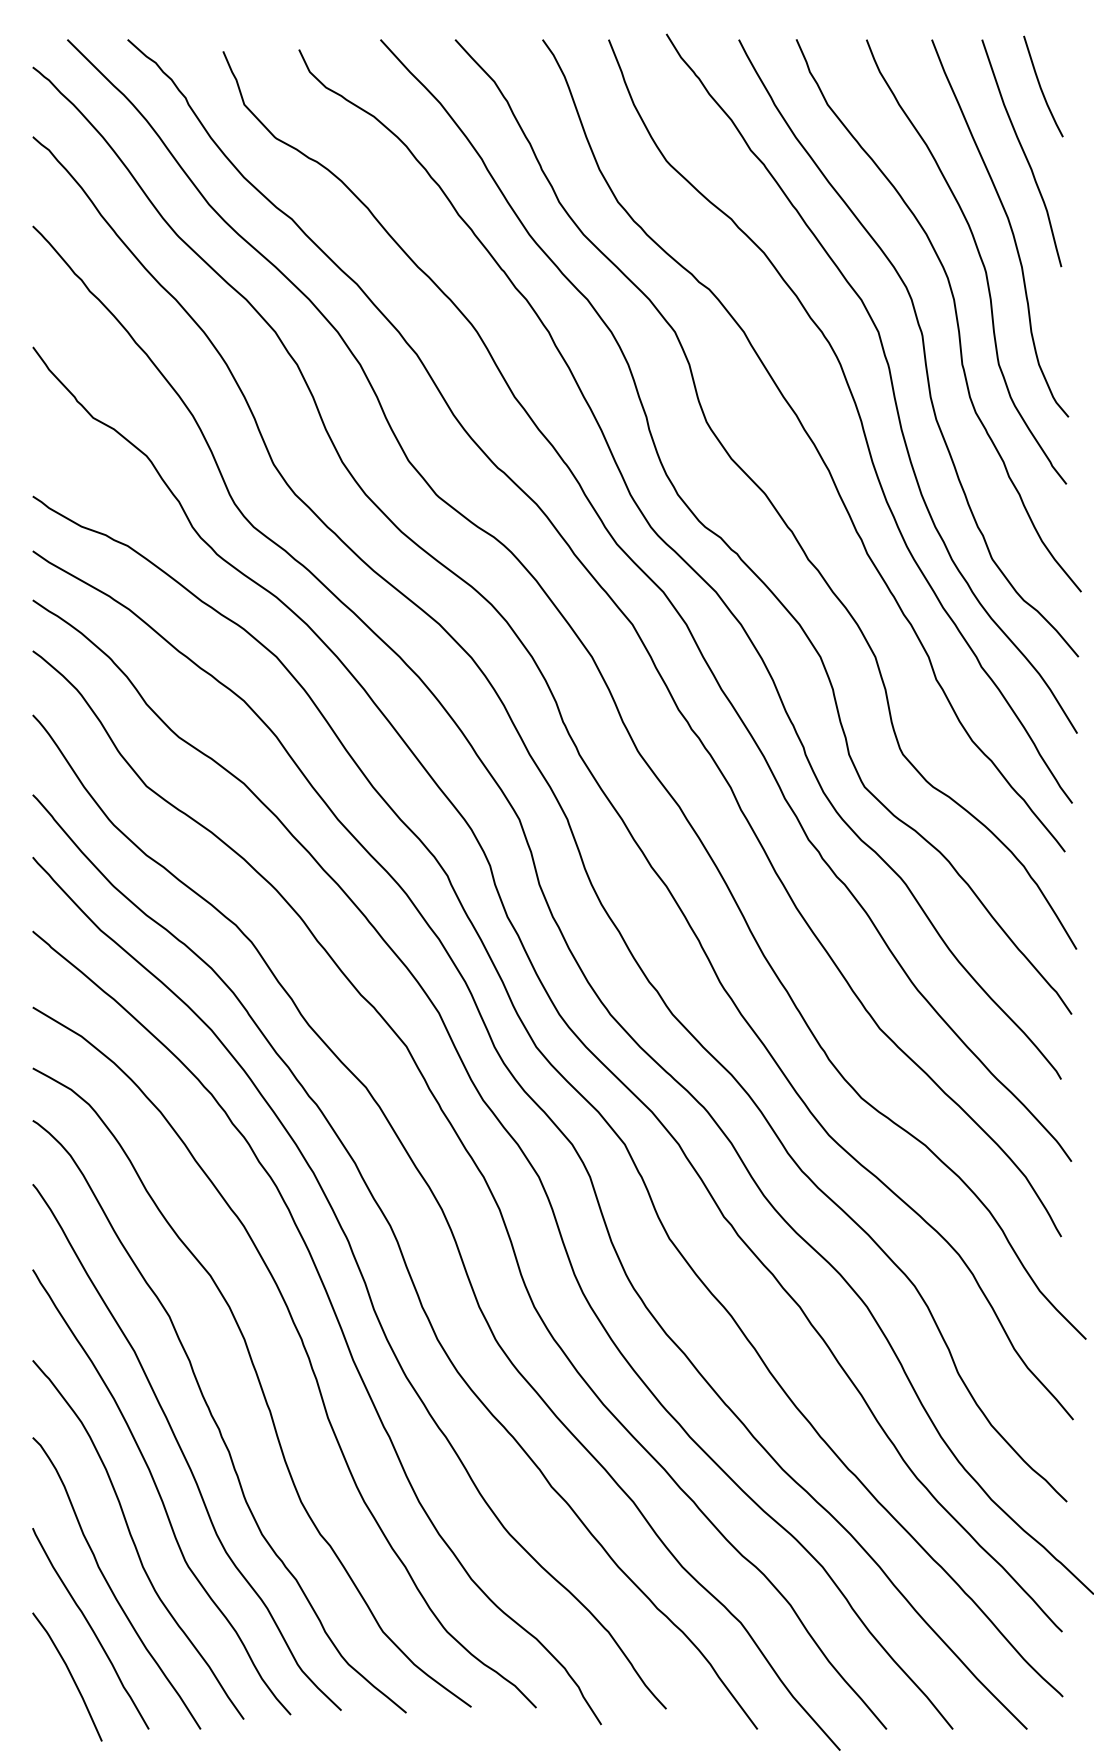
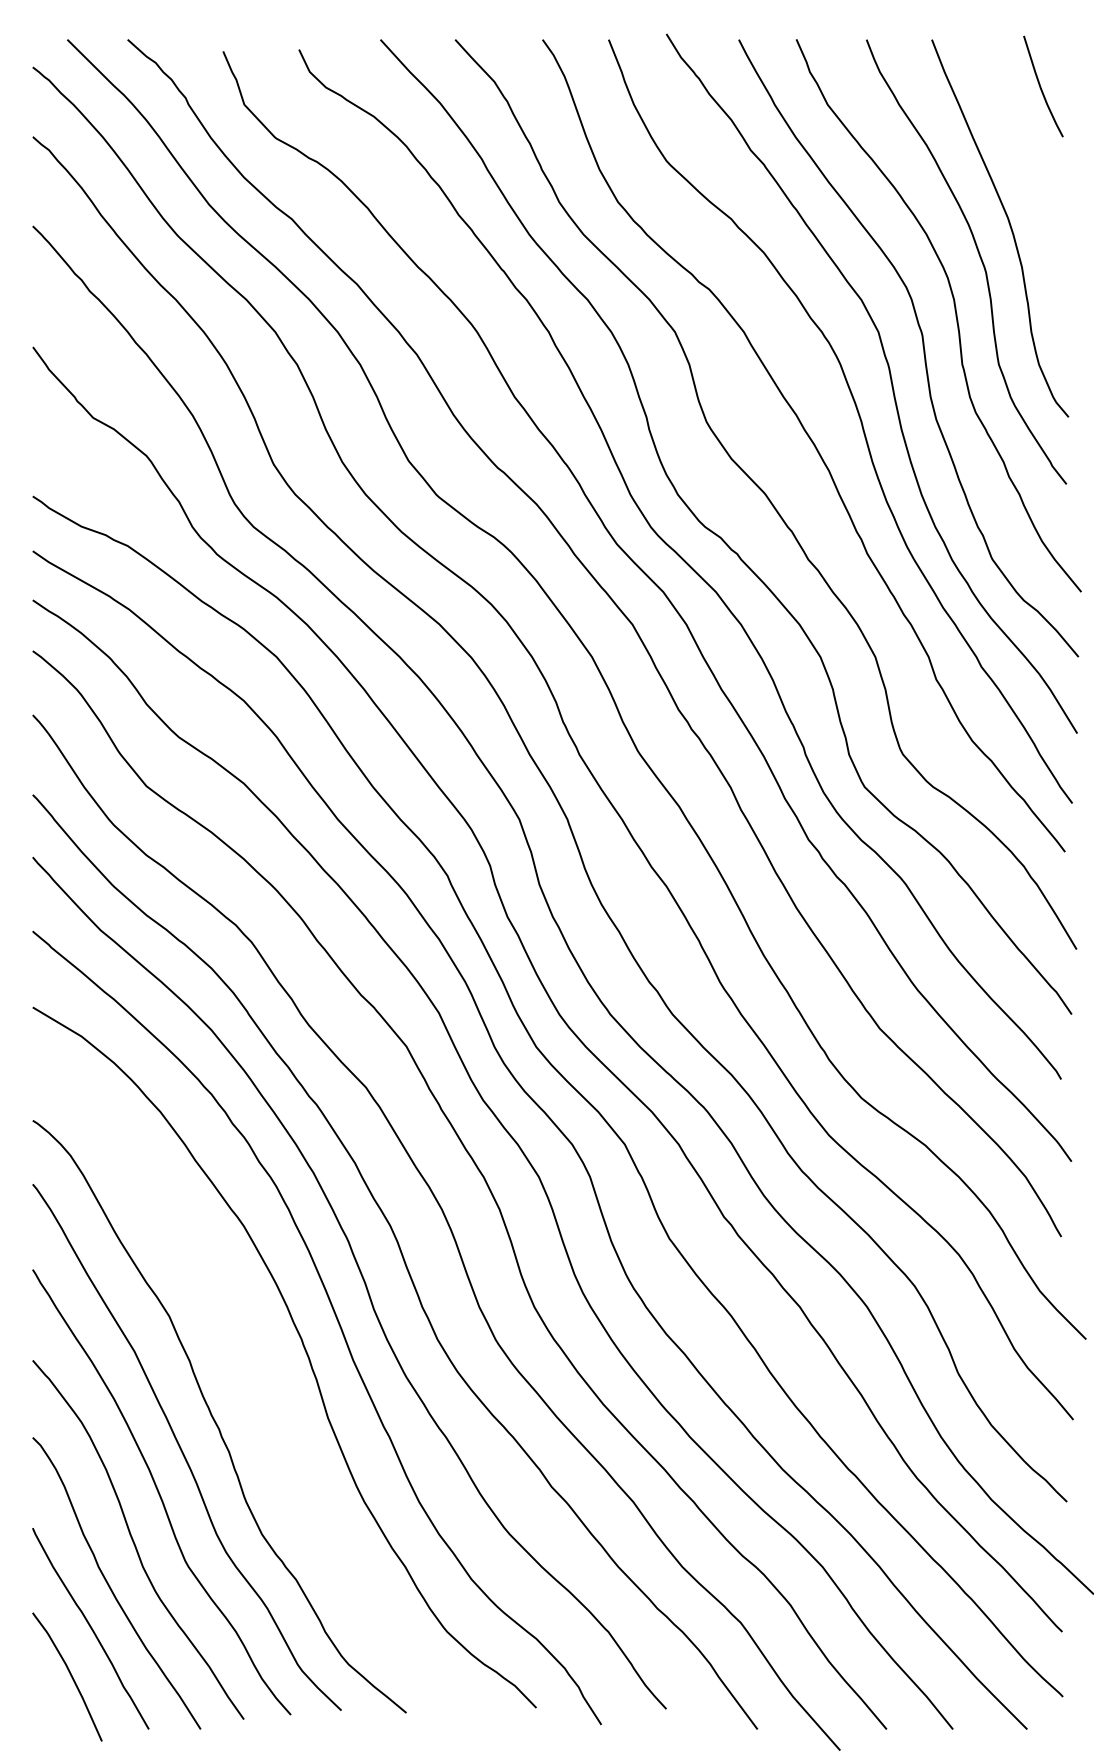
curve: present -> none (1023, 153)
curve: present -> none (259, 1385)
